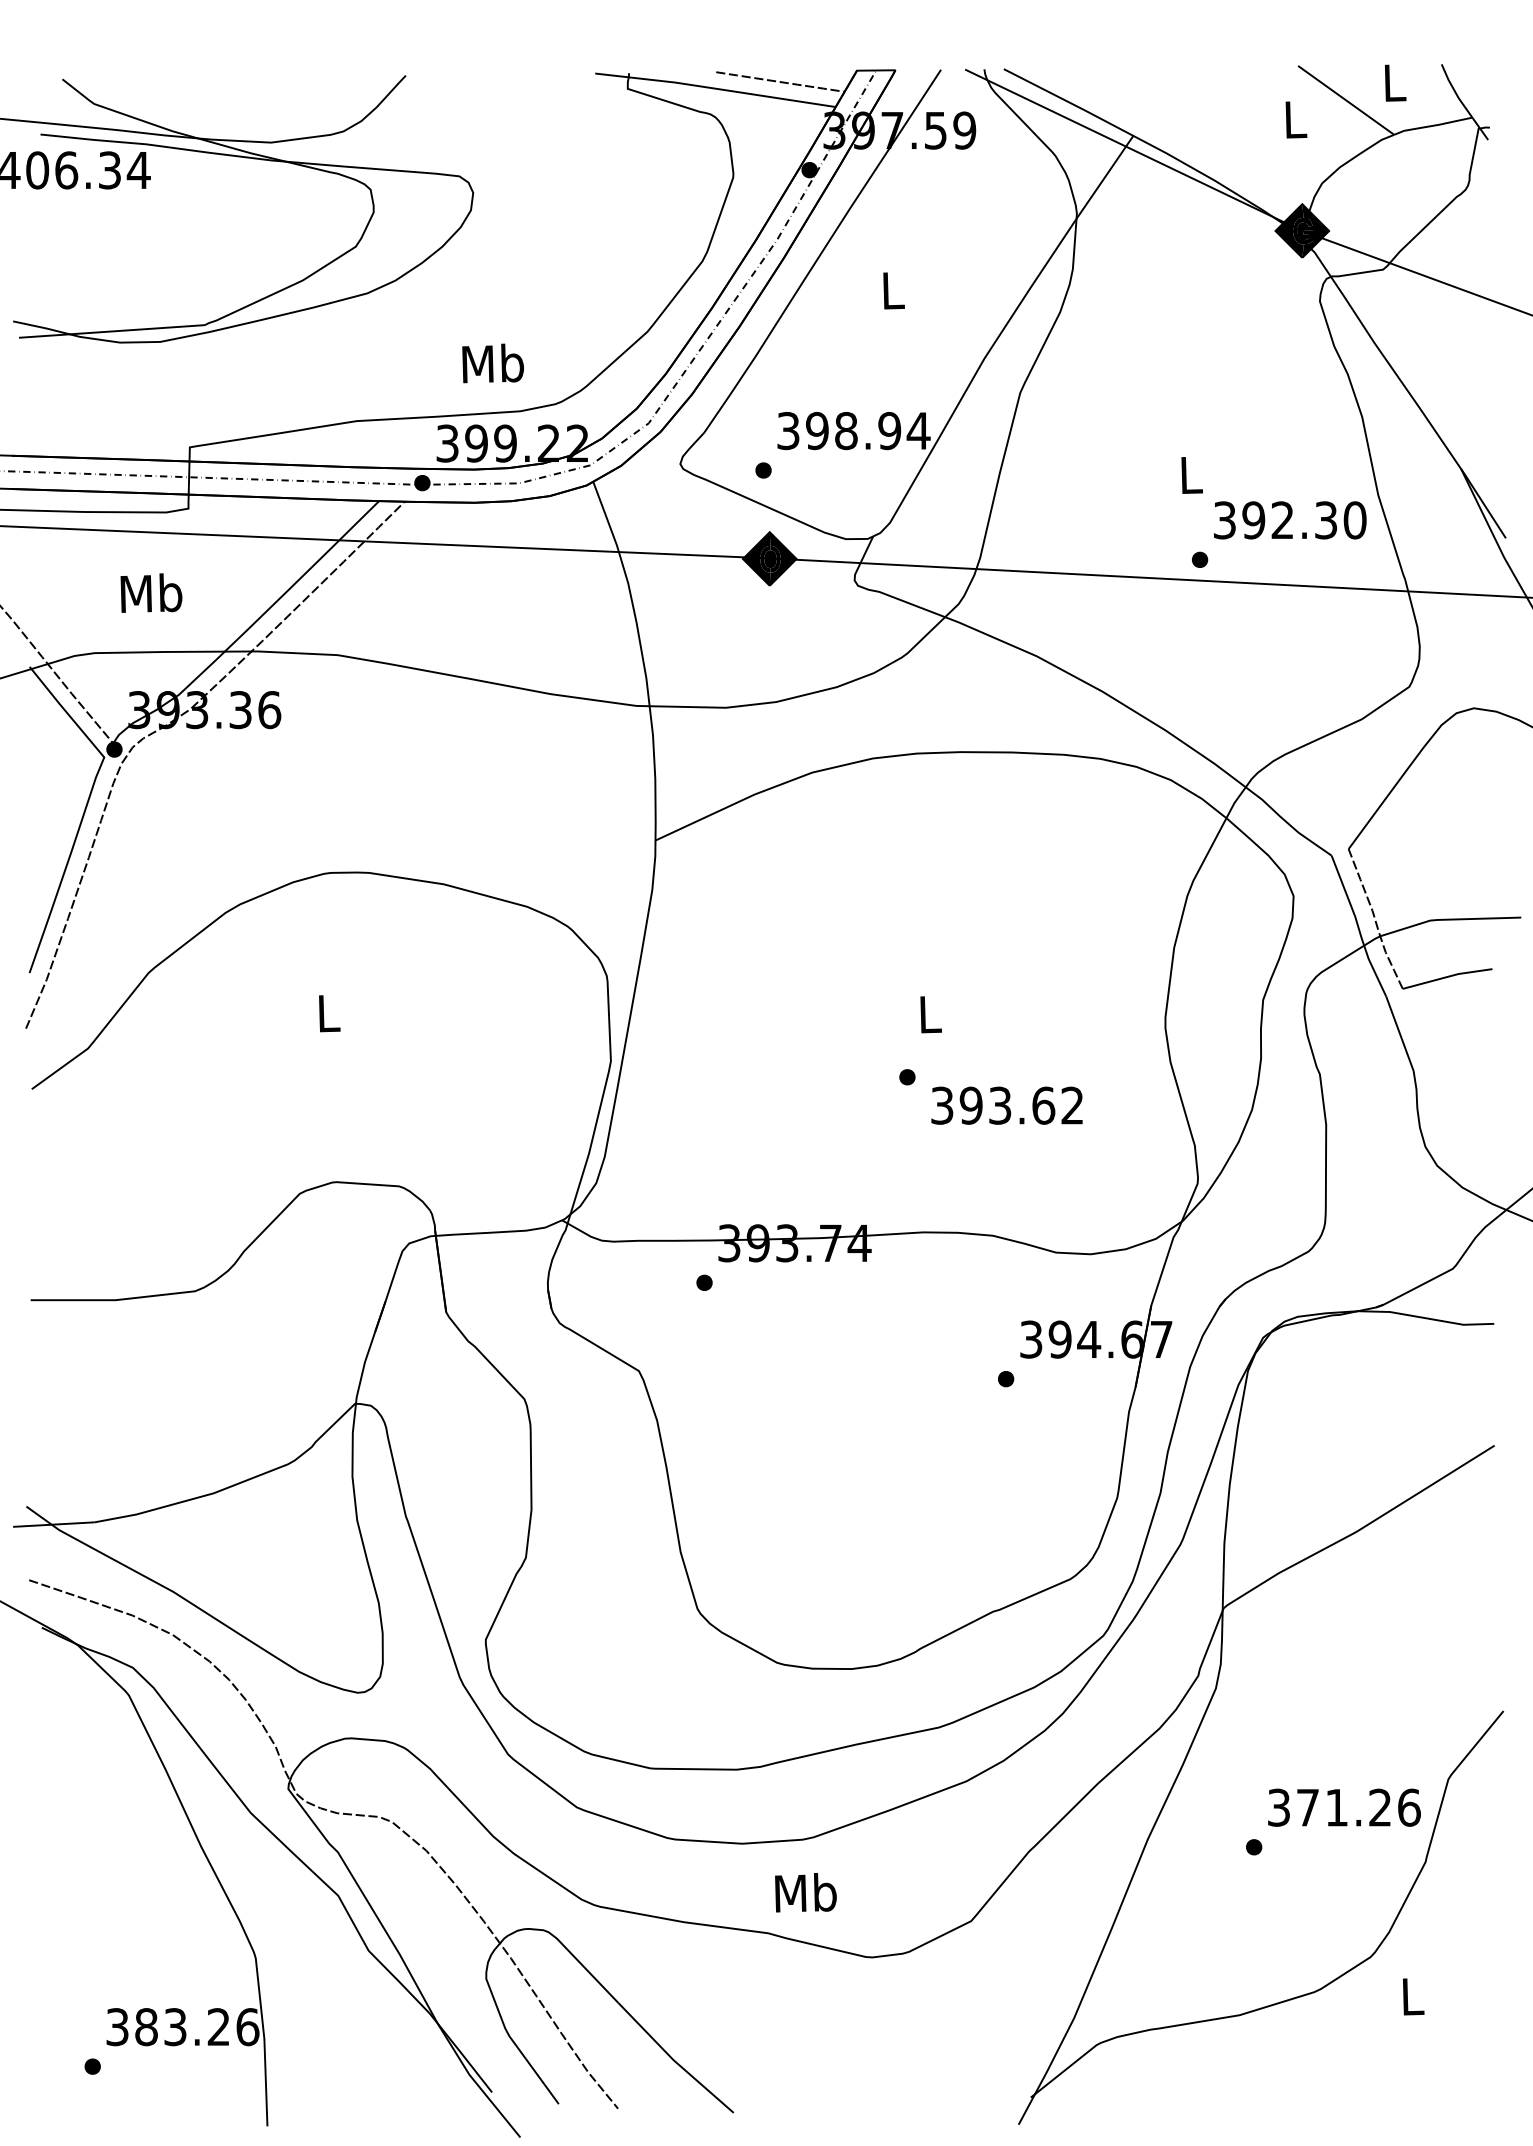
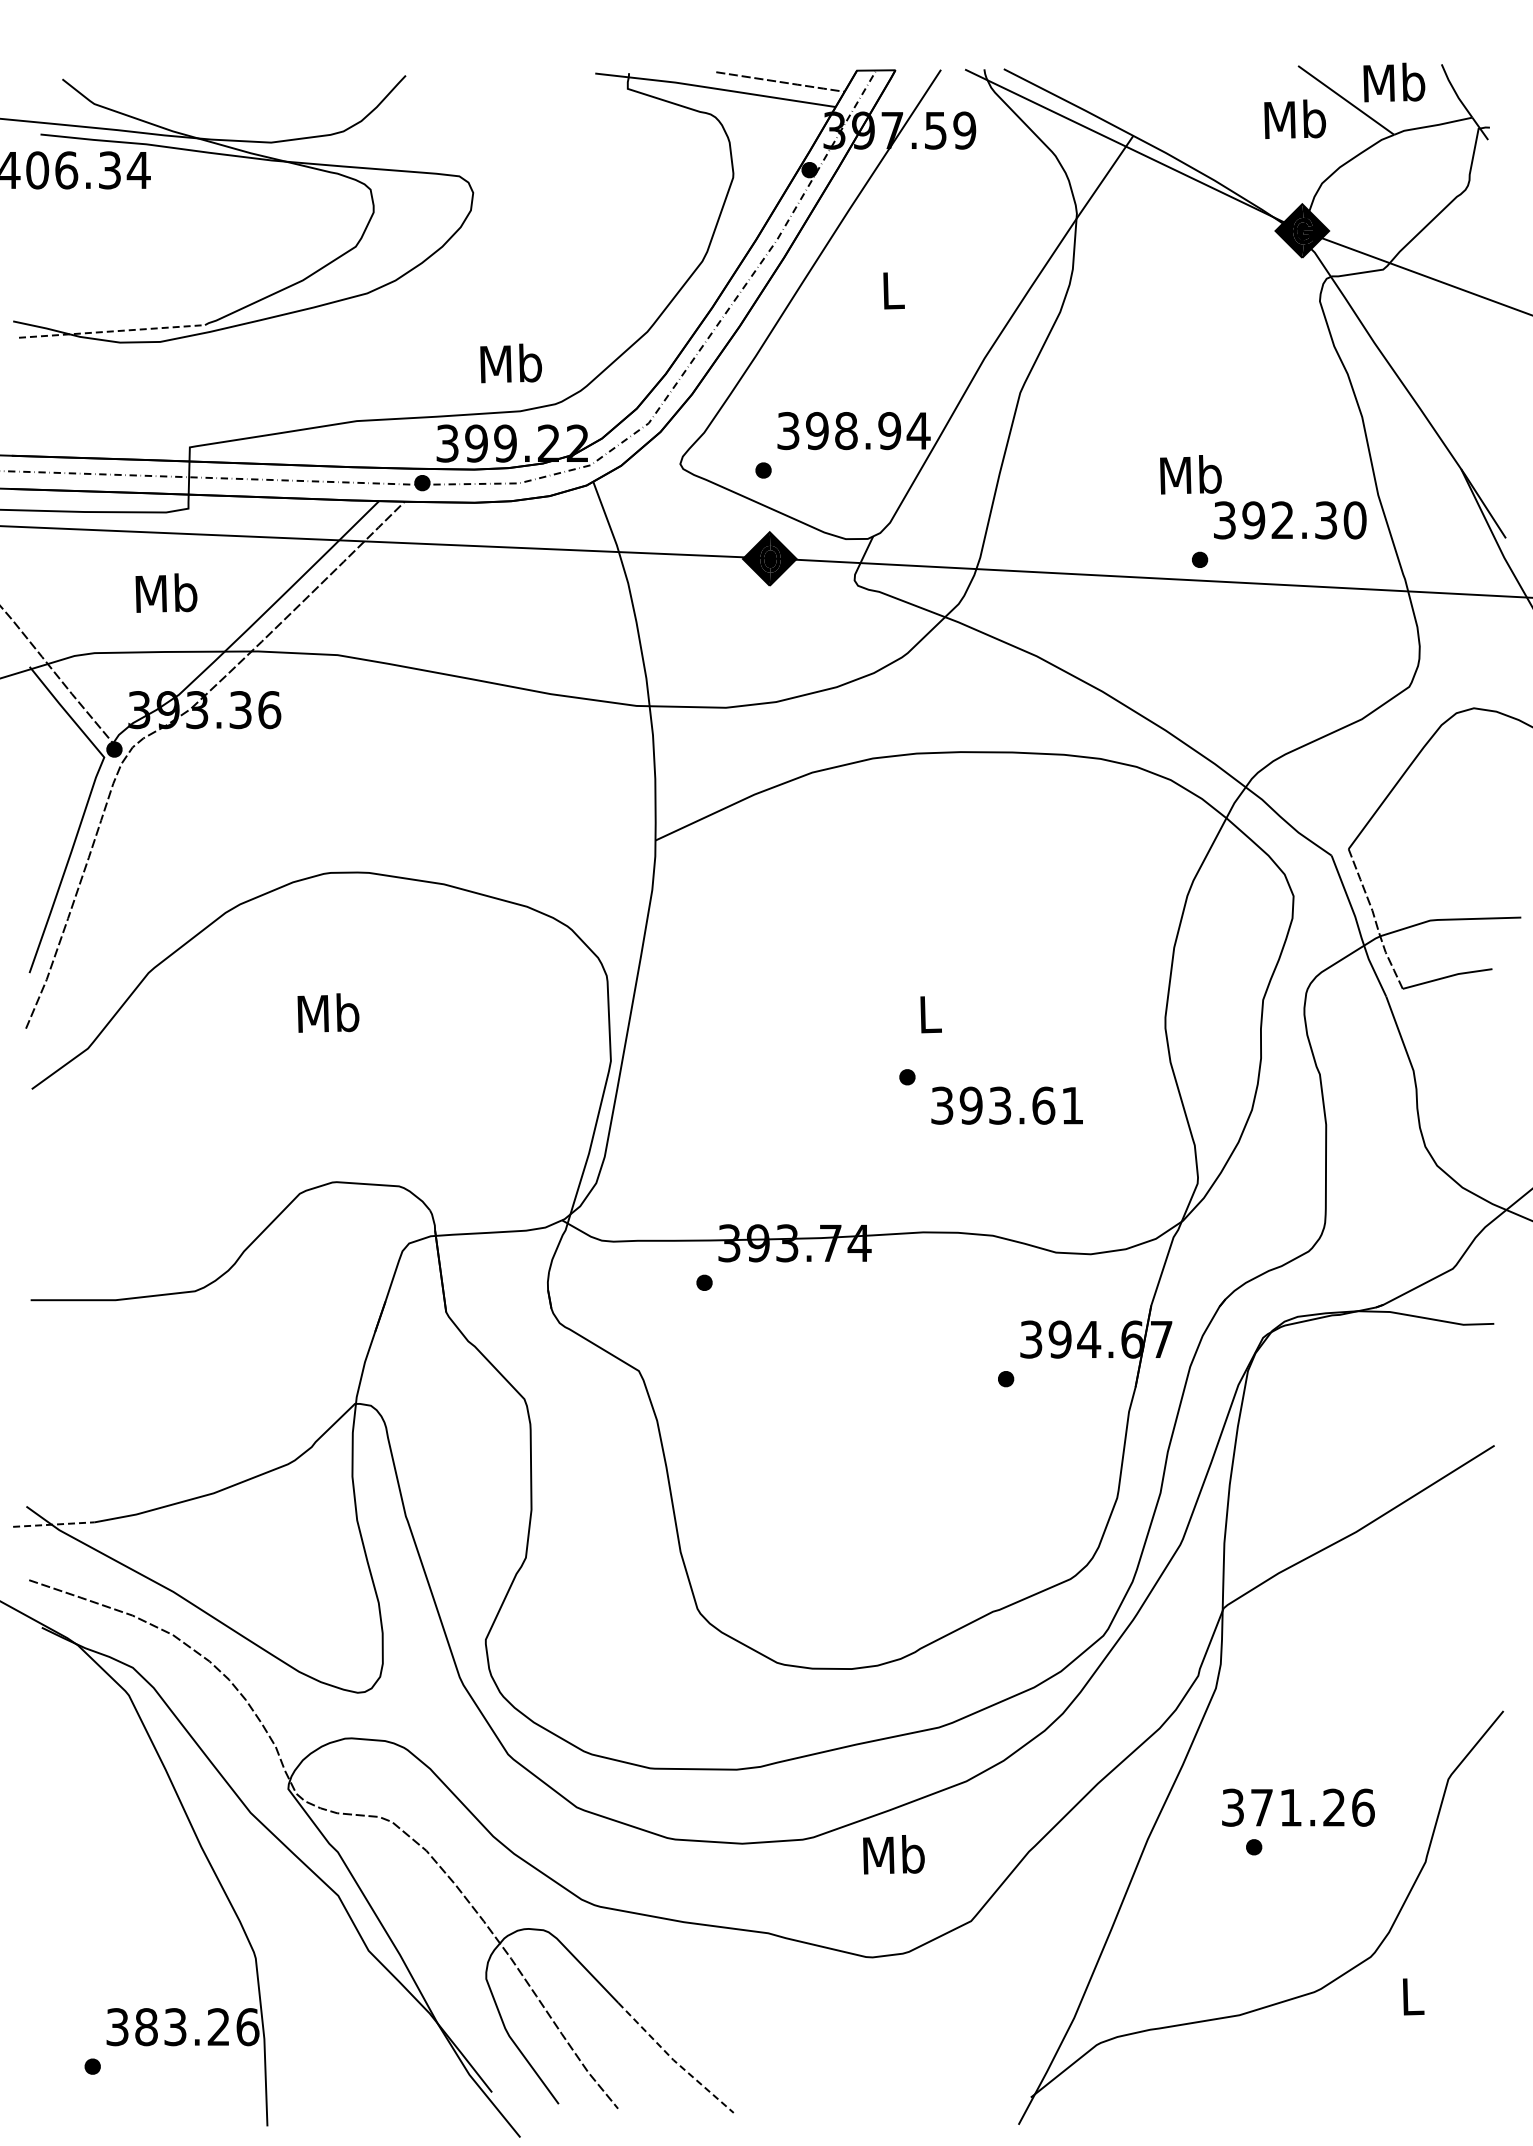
text: L -> Mb (1394, 82)
text: L -> Mb (1295, 118)
line: solid -> dashed (112, 331)
text position: (492, 363) -> (510, 363) (510, 363)
text: L -> Mb (1190, 474)
text position: (151, 592) -> (166, 592) (166, 592)
text: L -> Mb (328, 1012)
text: 393.62 -> 393.61 (1071, 1105)
line: solid -> dashed (53, 1524)
text position: (1344, 1807) -> (1298, 1807) (1298, 1807)
text position: (805, 1892) -> (893, 1854) (893, 1854)
line: solid -> dashed (673, 2060)
